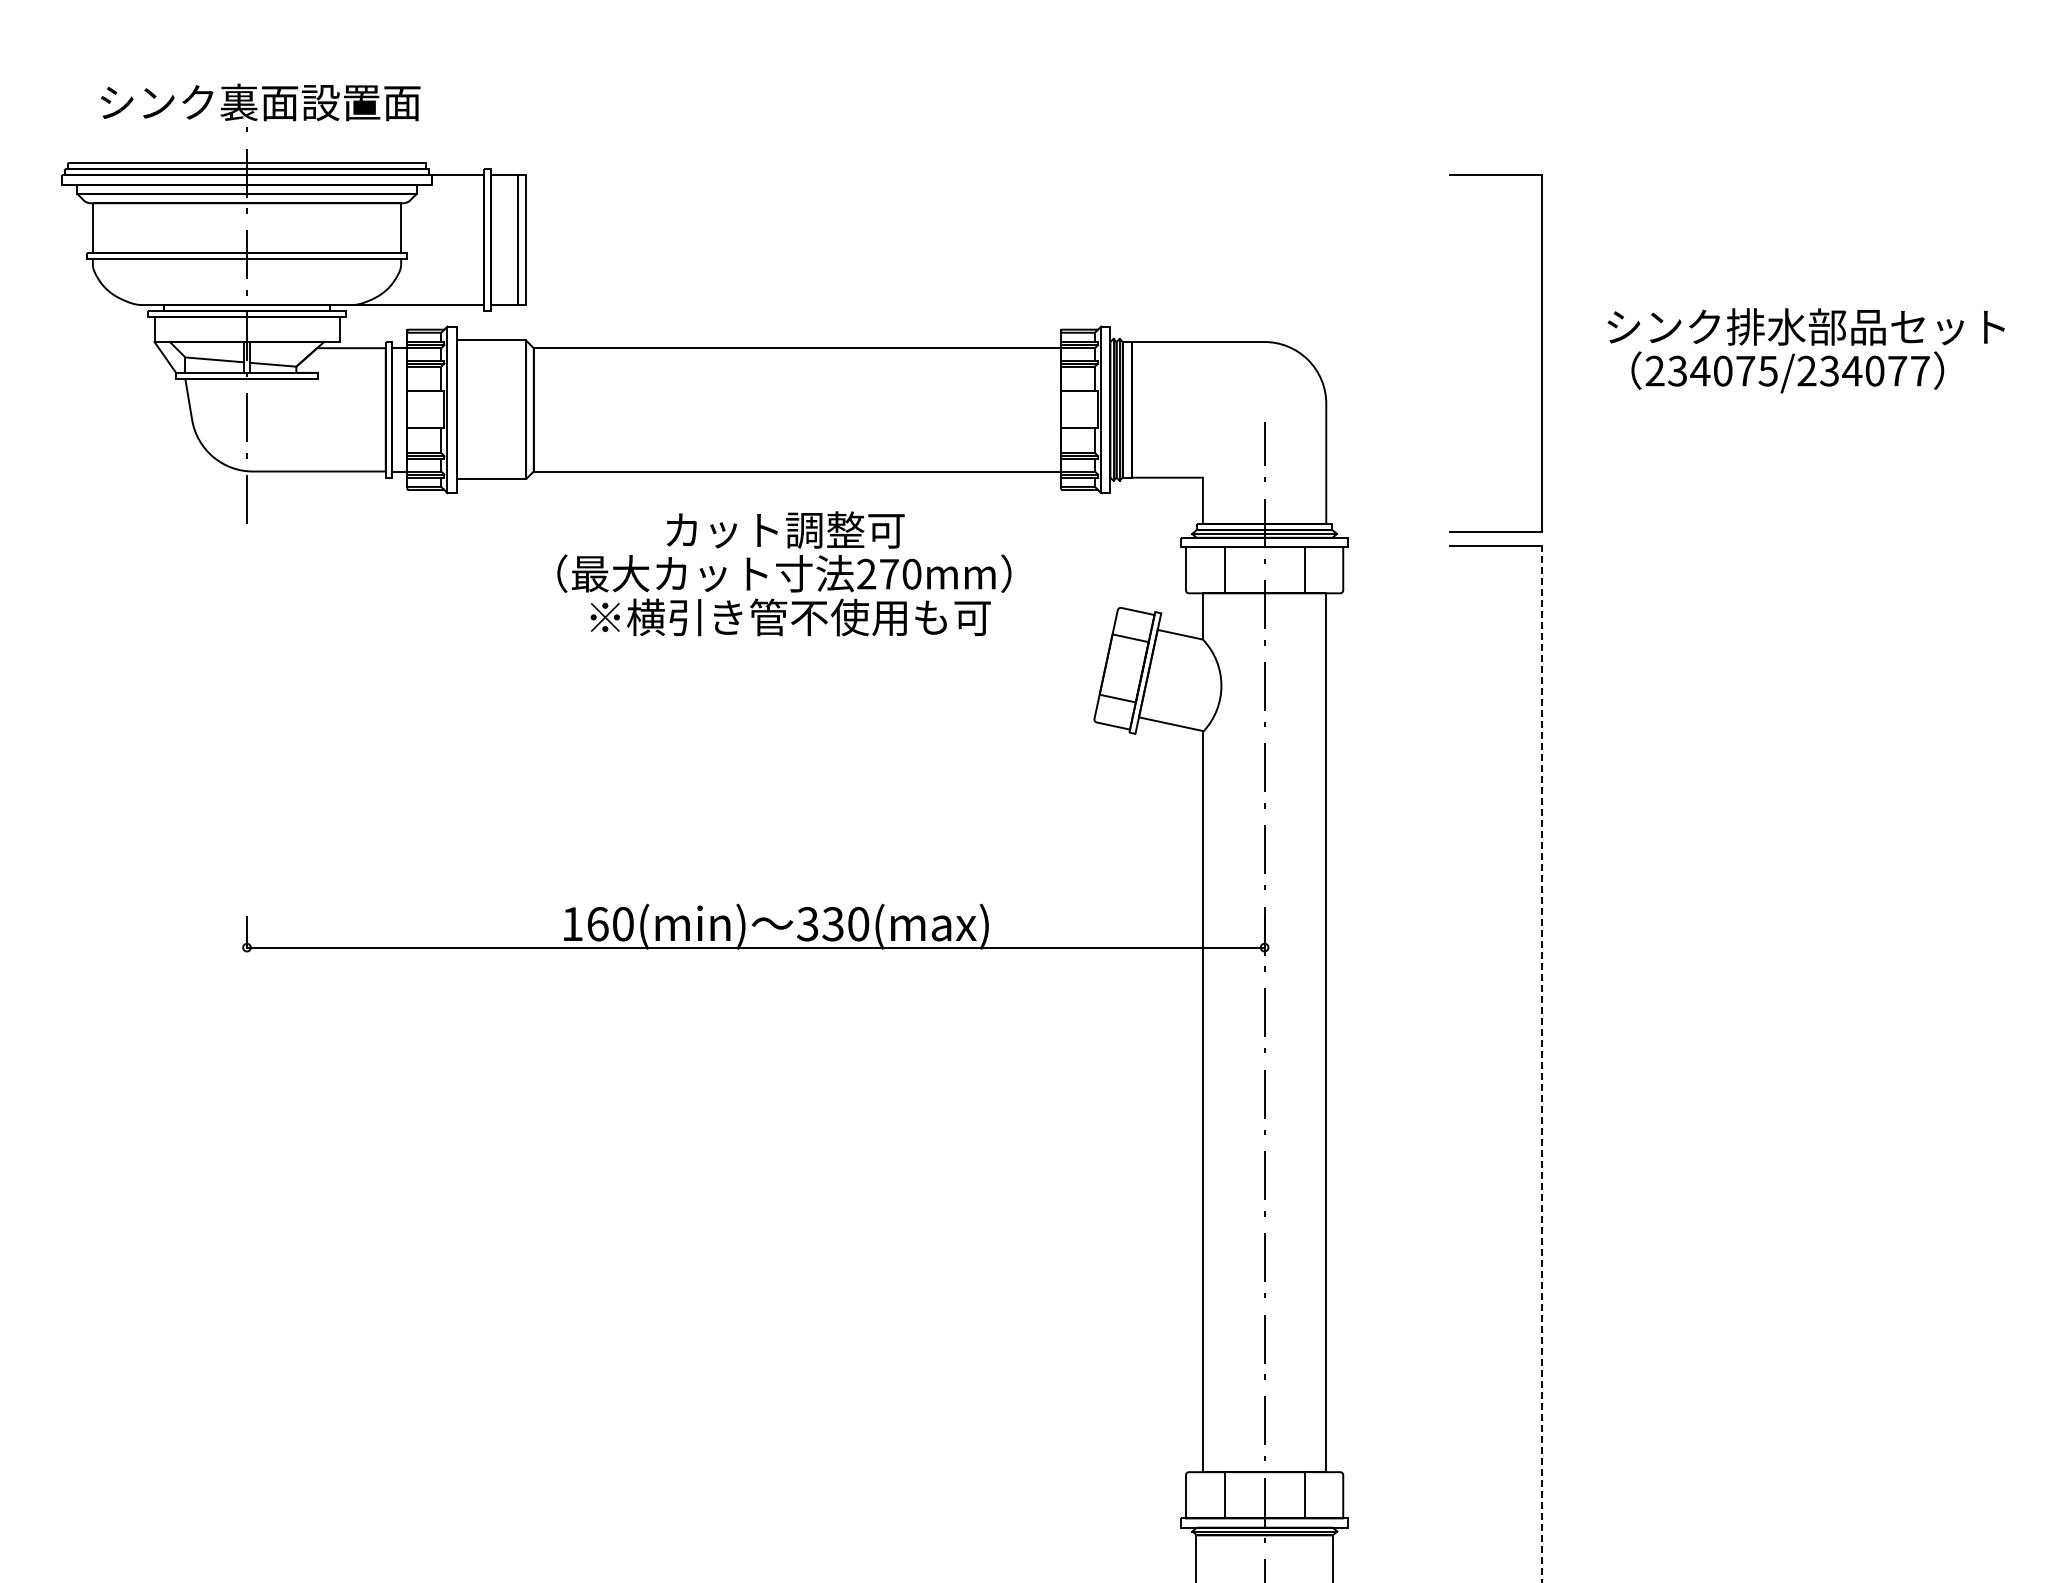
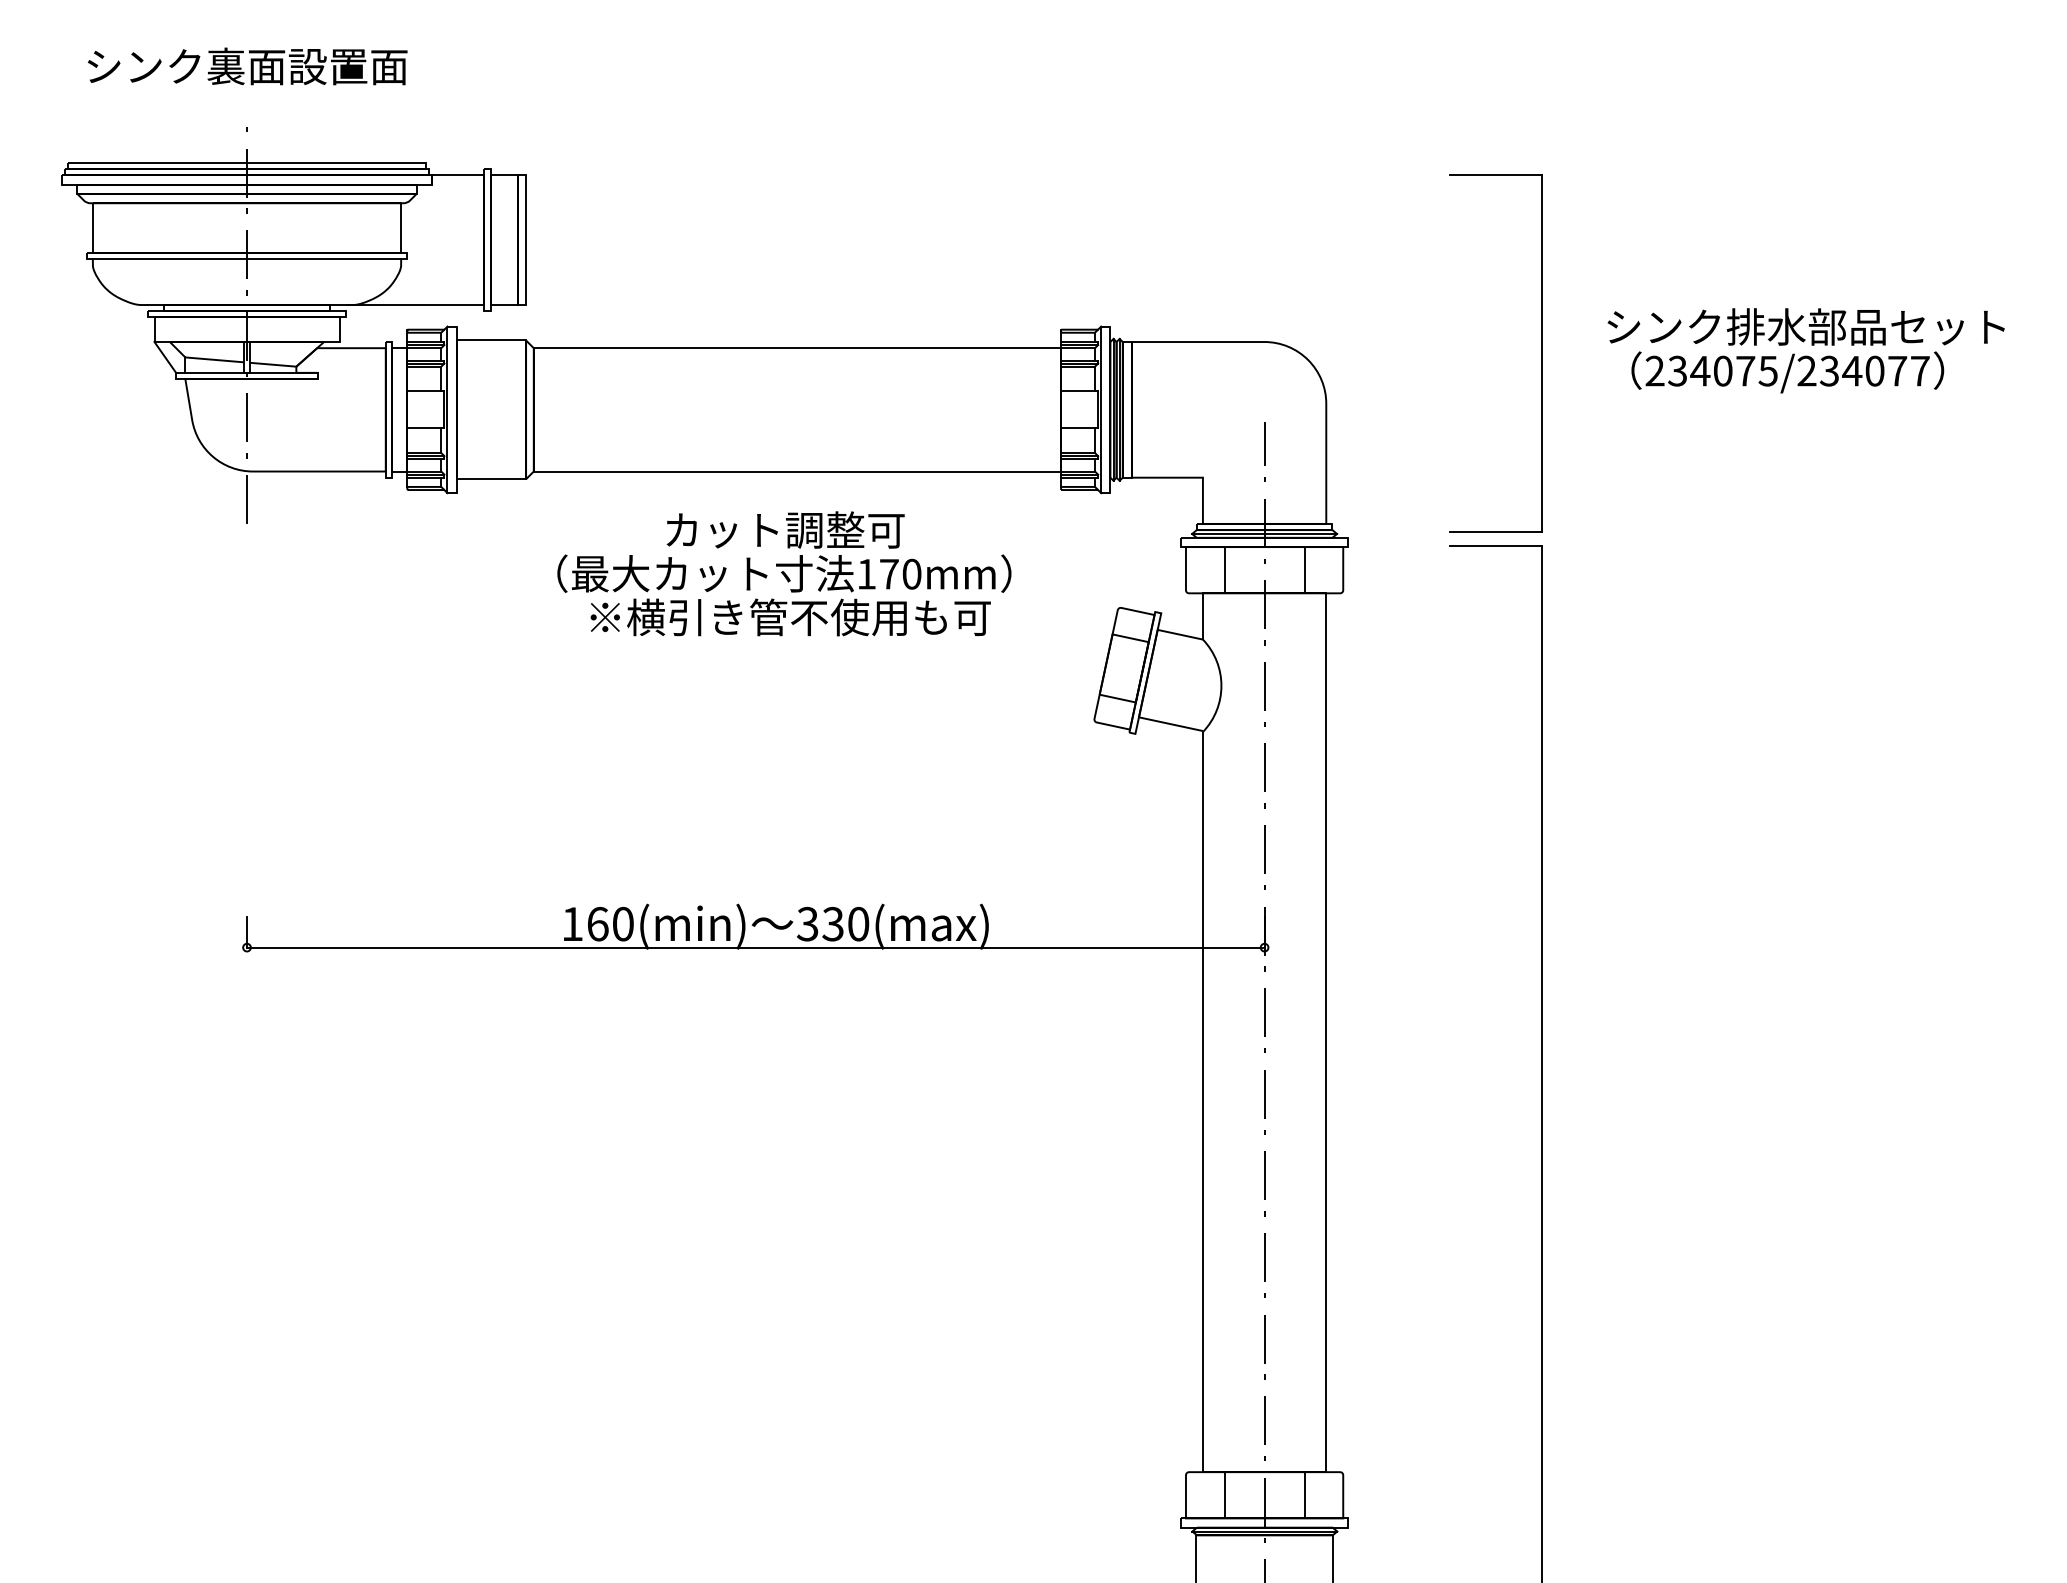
text position: (260, 102) -> (247, 66) (247, 66)
text: 270mm -> 170mm (866, 573)
line: dashed -> solid (1542, 1063)
